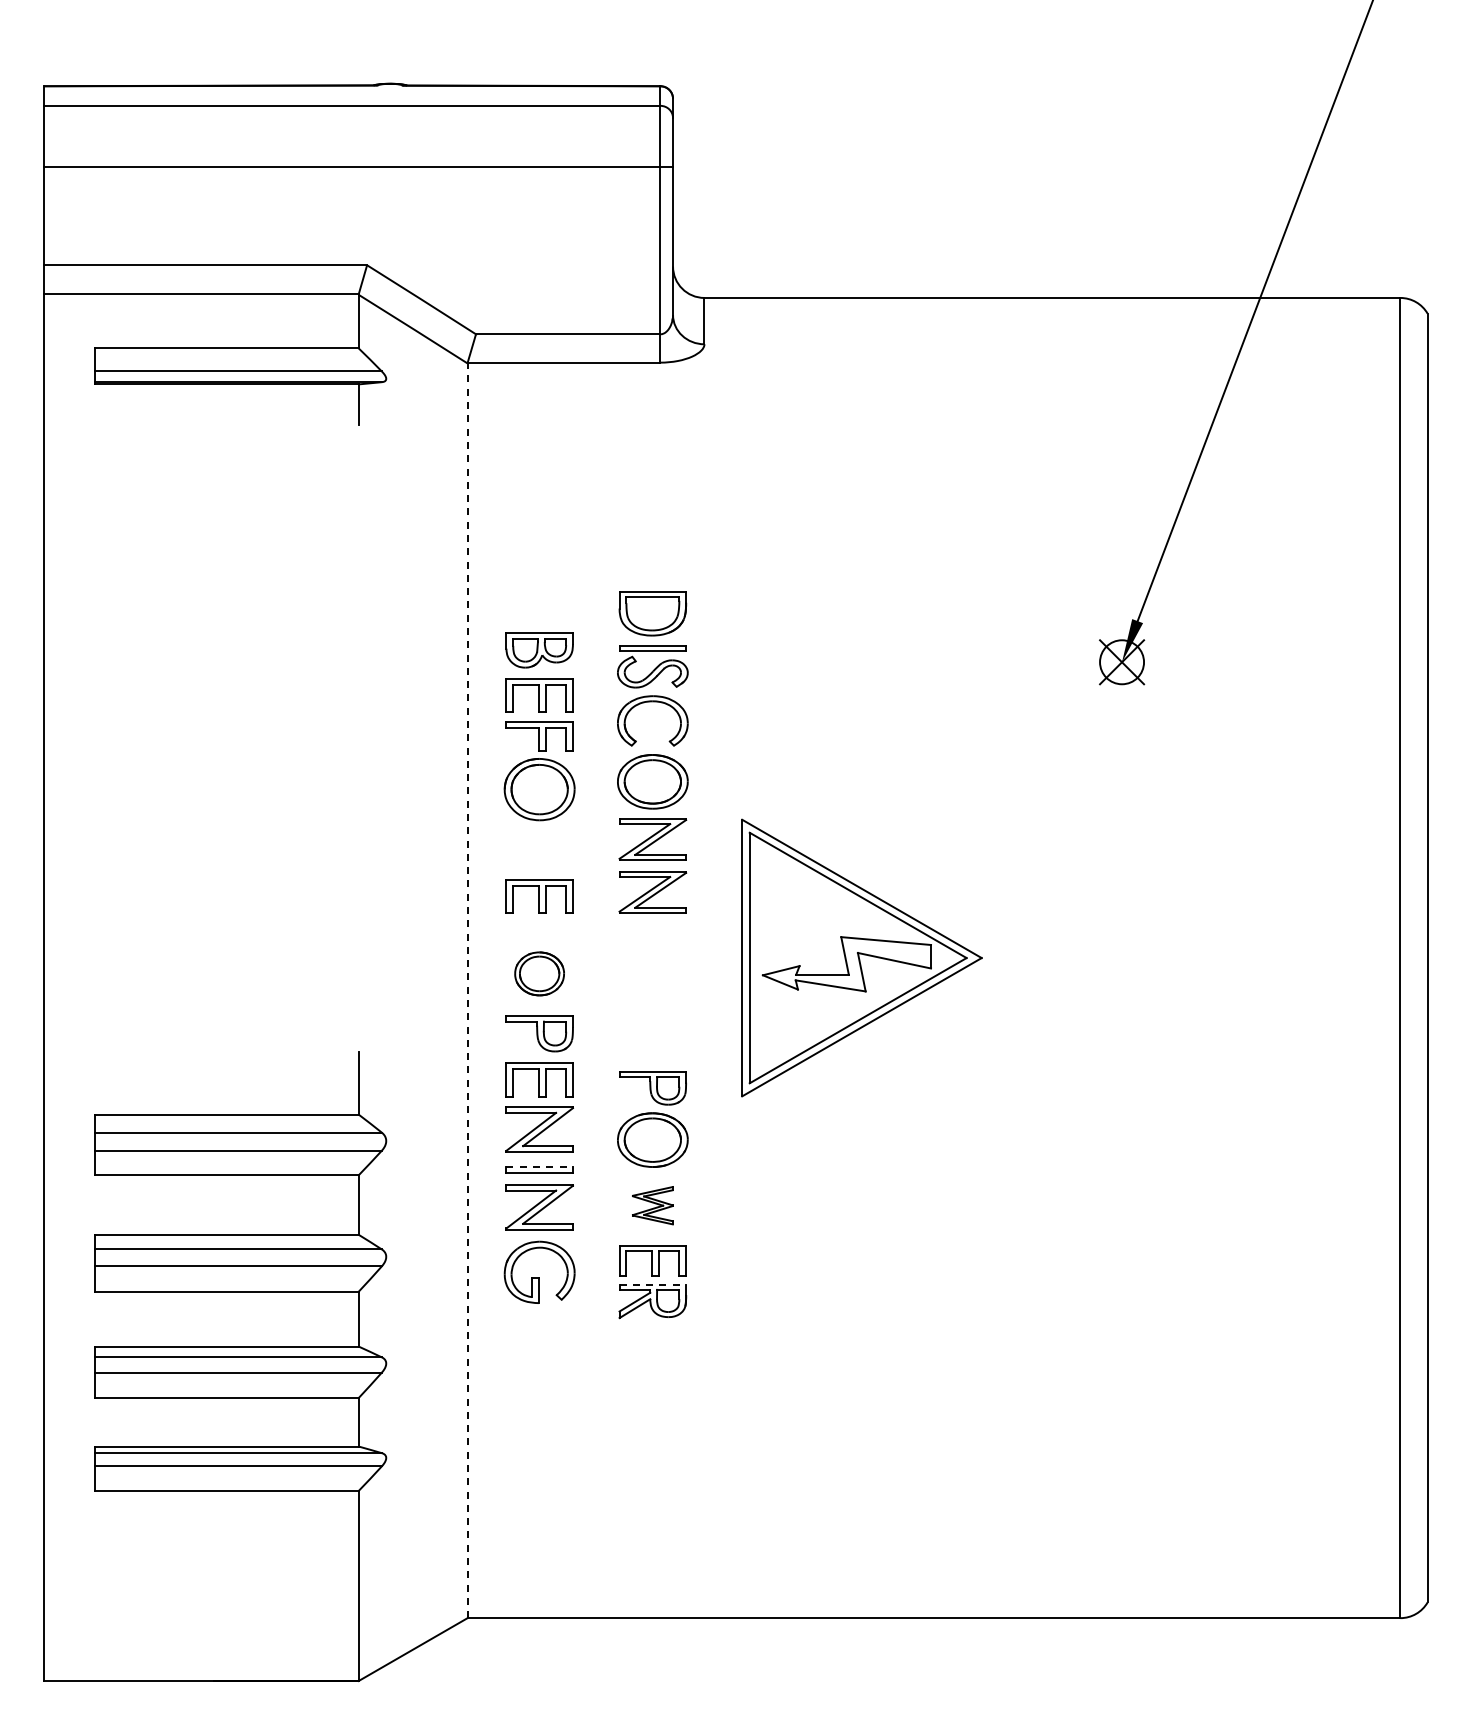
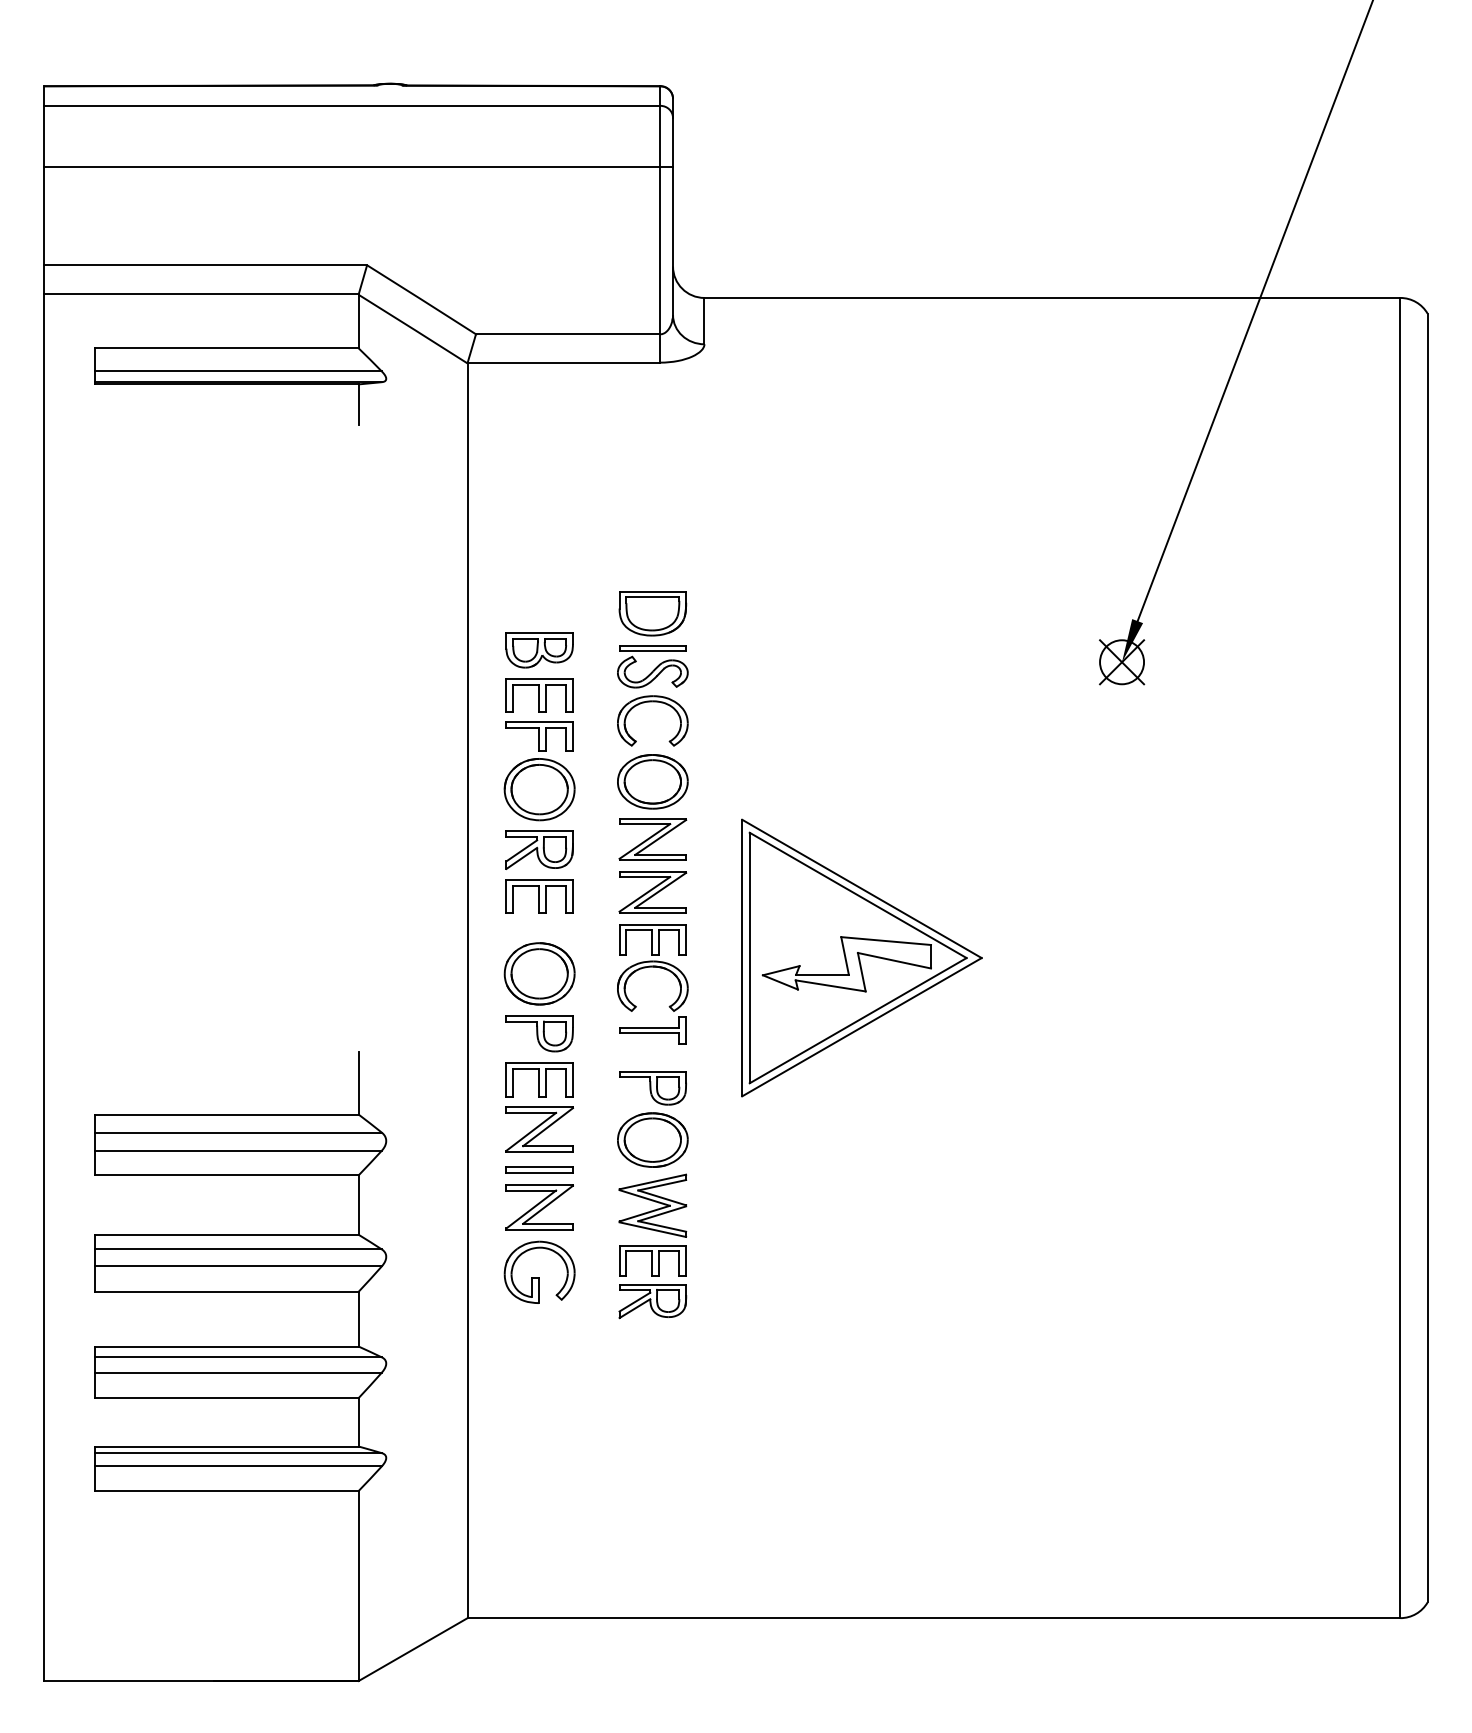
part: none -> present (539, 849)
part: none -> present (652, 967)
part size: 51x46 px -> 73x64 px (539, 973)
line: dashed -> solid (467, 990)
line: dashed -> solid (540, 1166)
part size: 42x40 px -> 70x65 px (652, 1205)
line: dashed -> solid (653, 1284)
